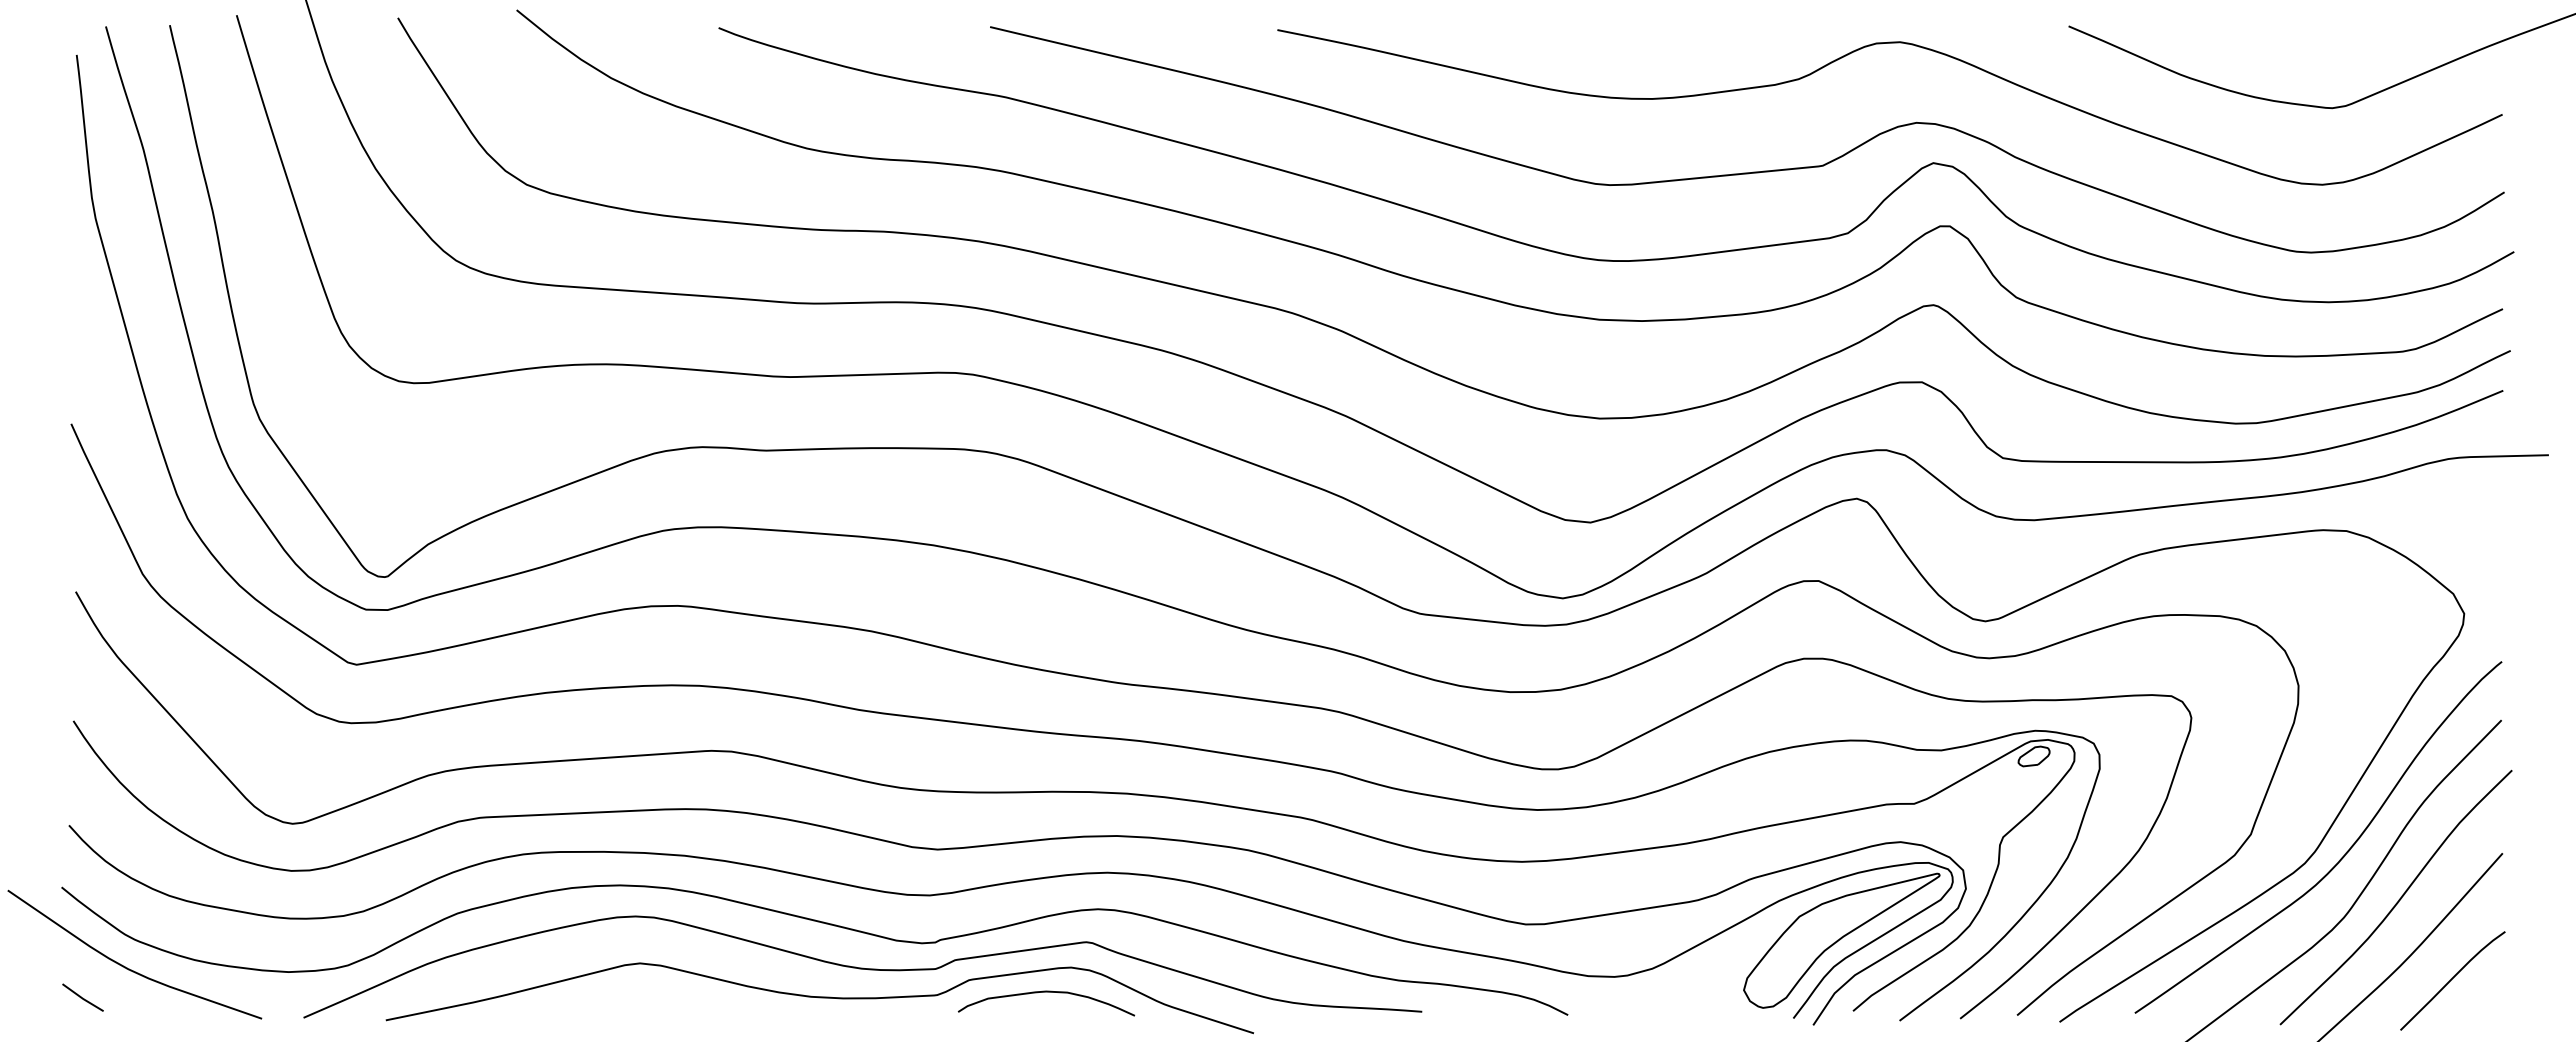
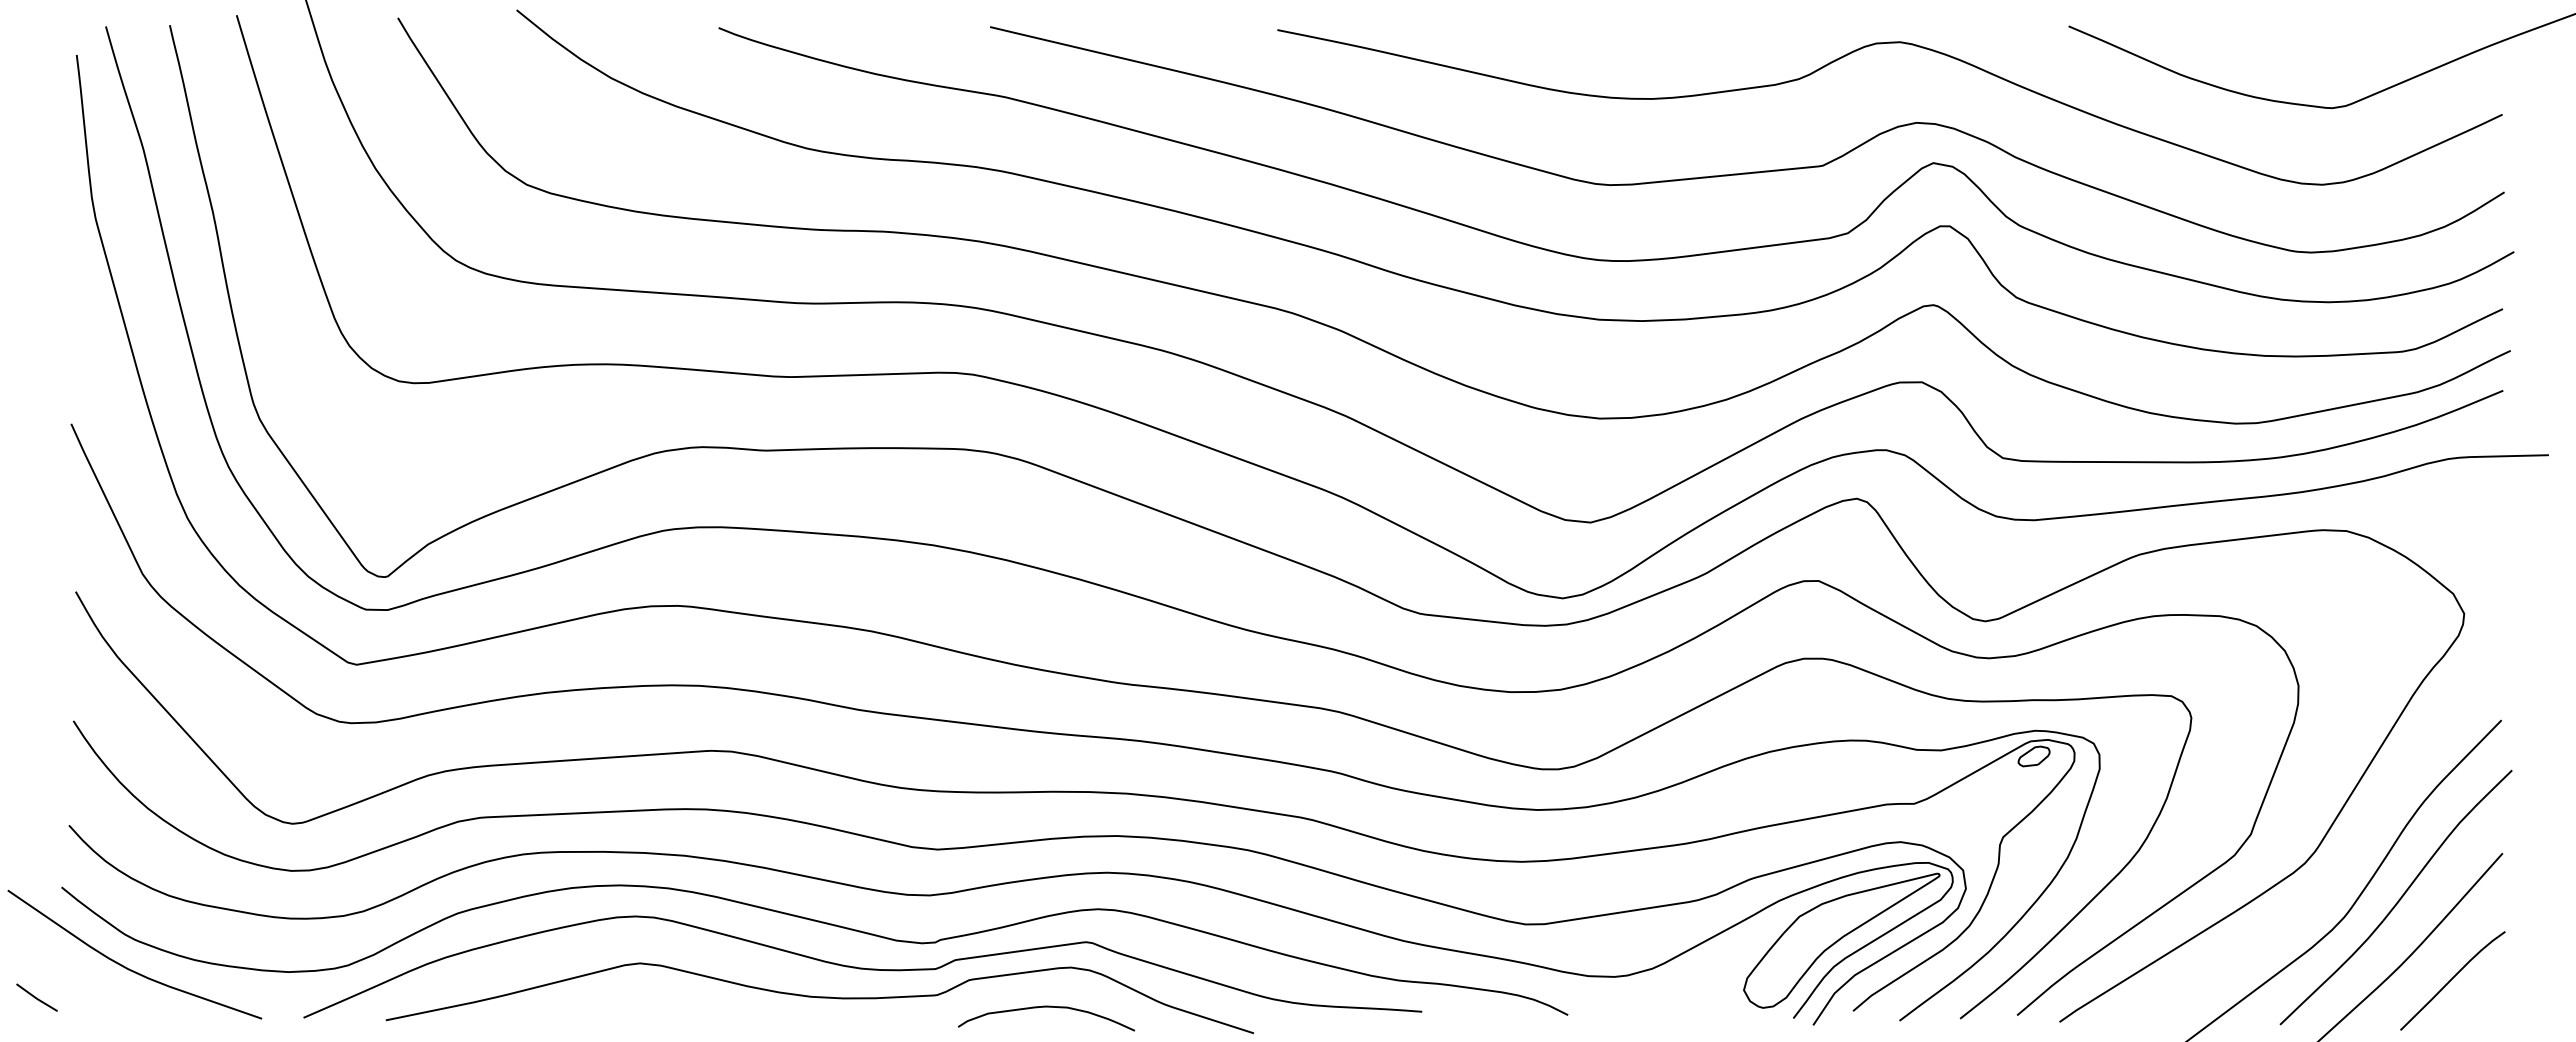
curve: present -> none (2340, 858)
curve position: (1046, 992) -> (1046, 1007) (1046, 1007)
line position: (82, 997) -> (36, 997) (36, 997)
